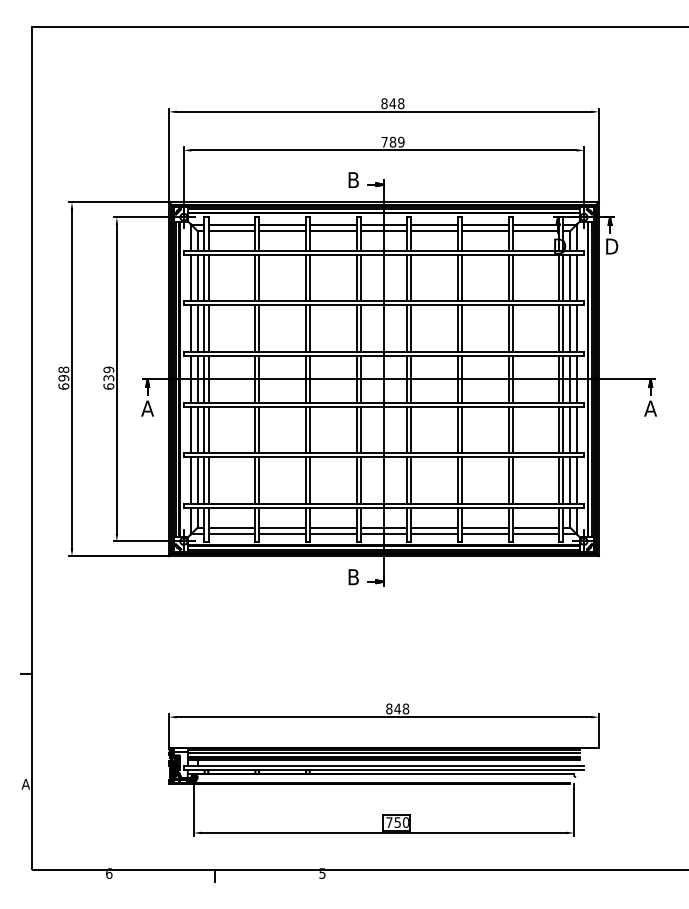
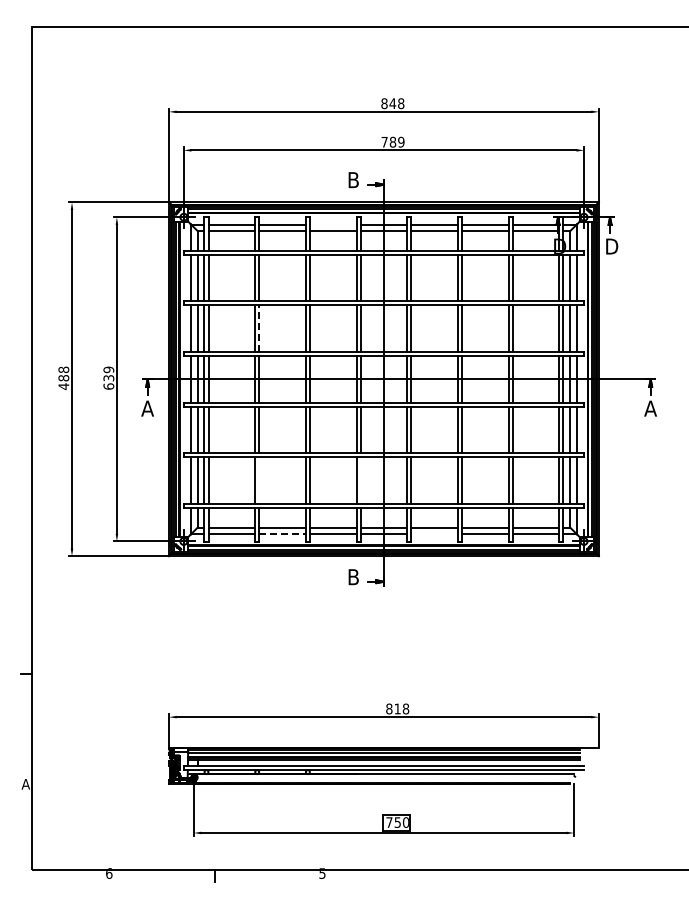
line: present -> none (332, 224)
line: solid -> dashed (259, 328)
text: 698 -> 488 (63, 382)
line: present -> none (259, 480)
line: present -> none (360, 480)
line: solid -> dashed (283, 534)
line: present -> none (434, 534)
text: 848 -> 818 (397, 708)
